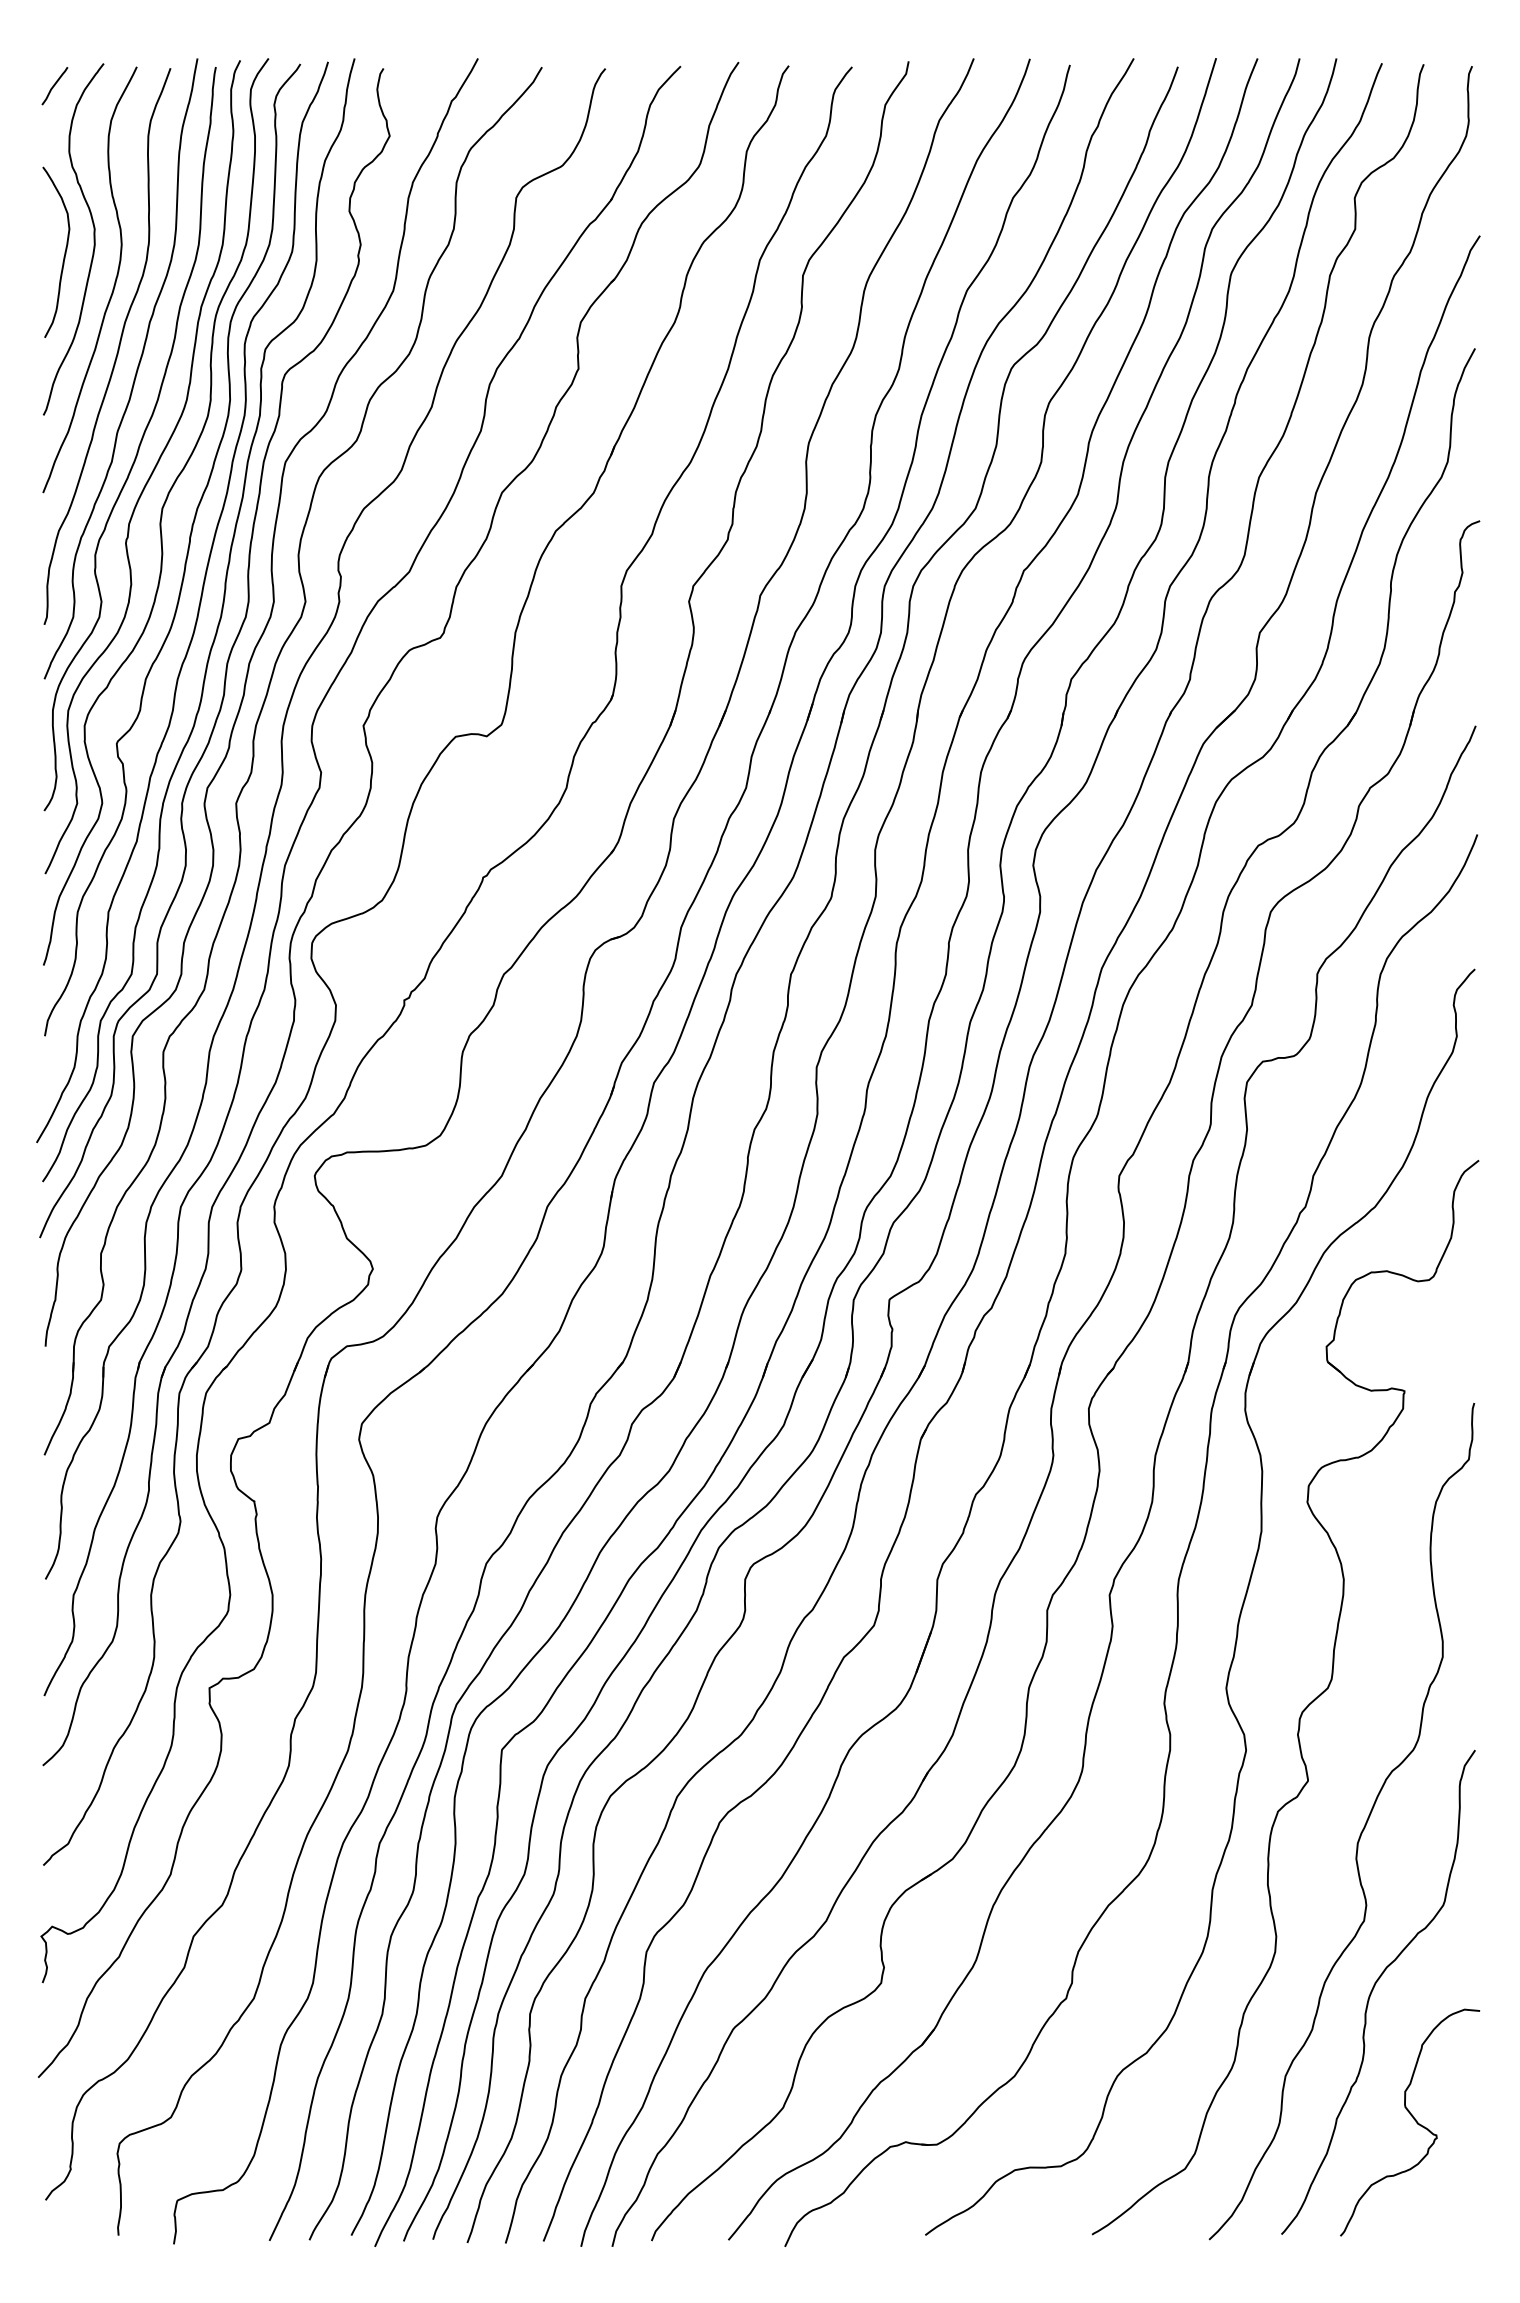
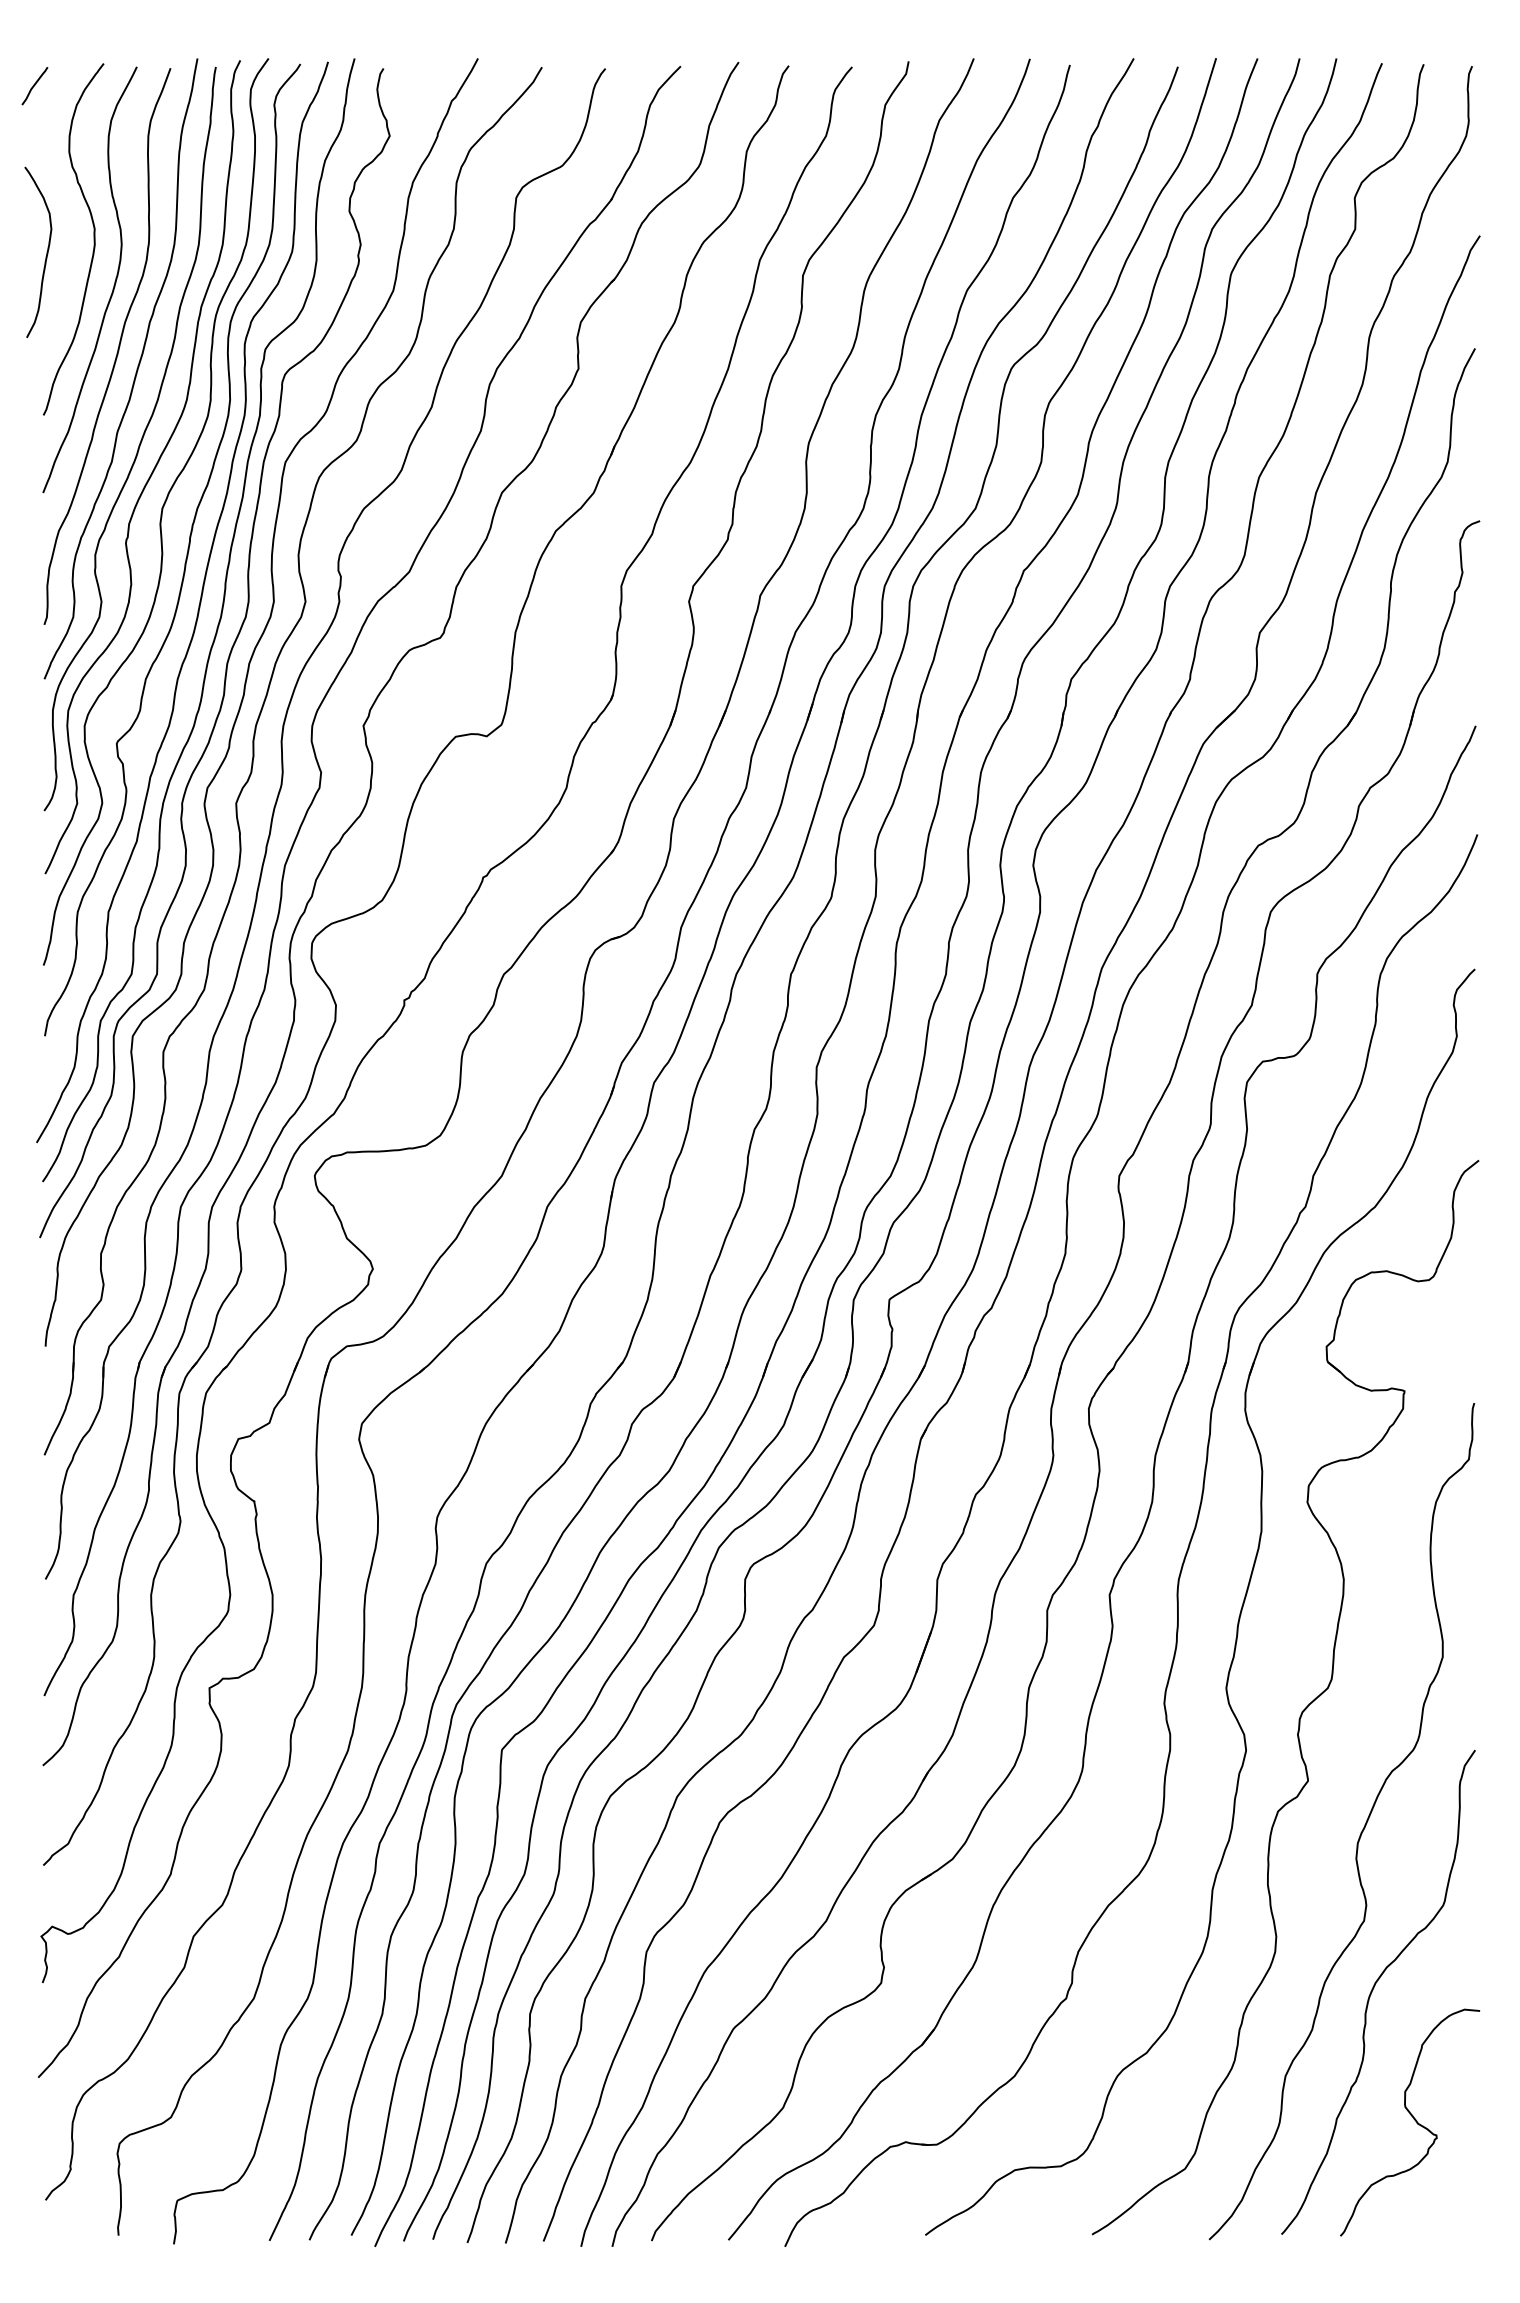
curve position: (54, 86) -> (34, 86) (34, 86)
curve position: (64, 251) -> (46, 251) (46, 251)
